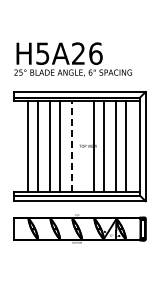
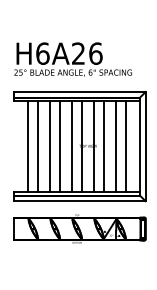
text: H5A26 -> H6A26 (42, 53)
line: dashed -> solid (72, 146)
line: none -> present (82, 146)
